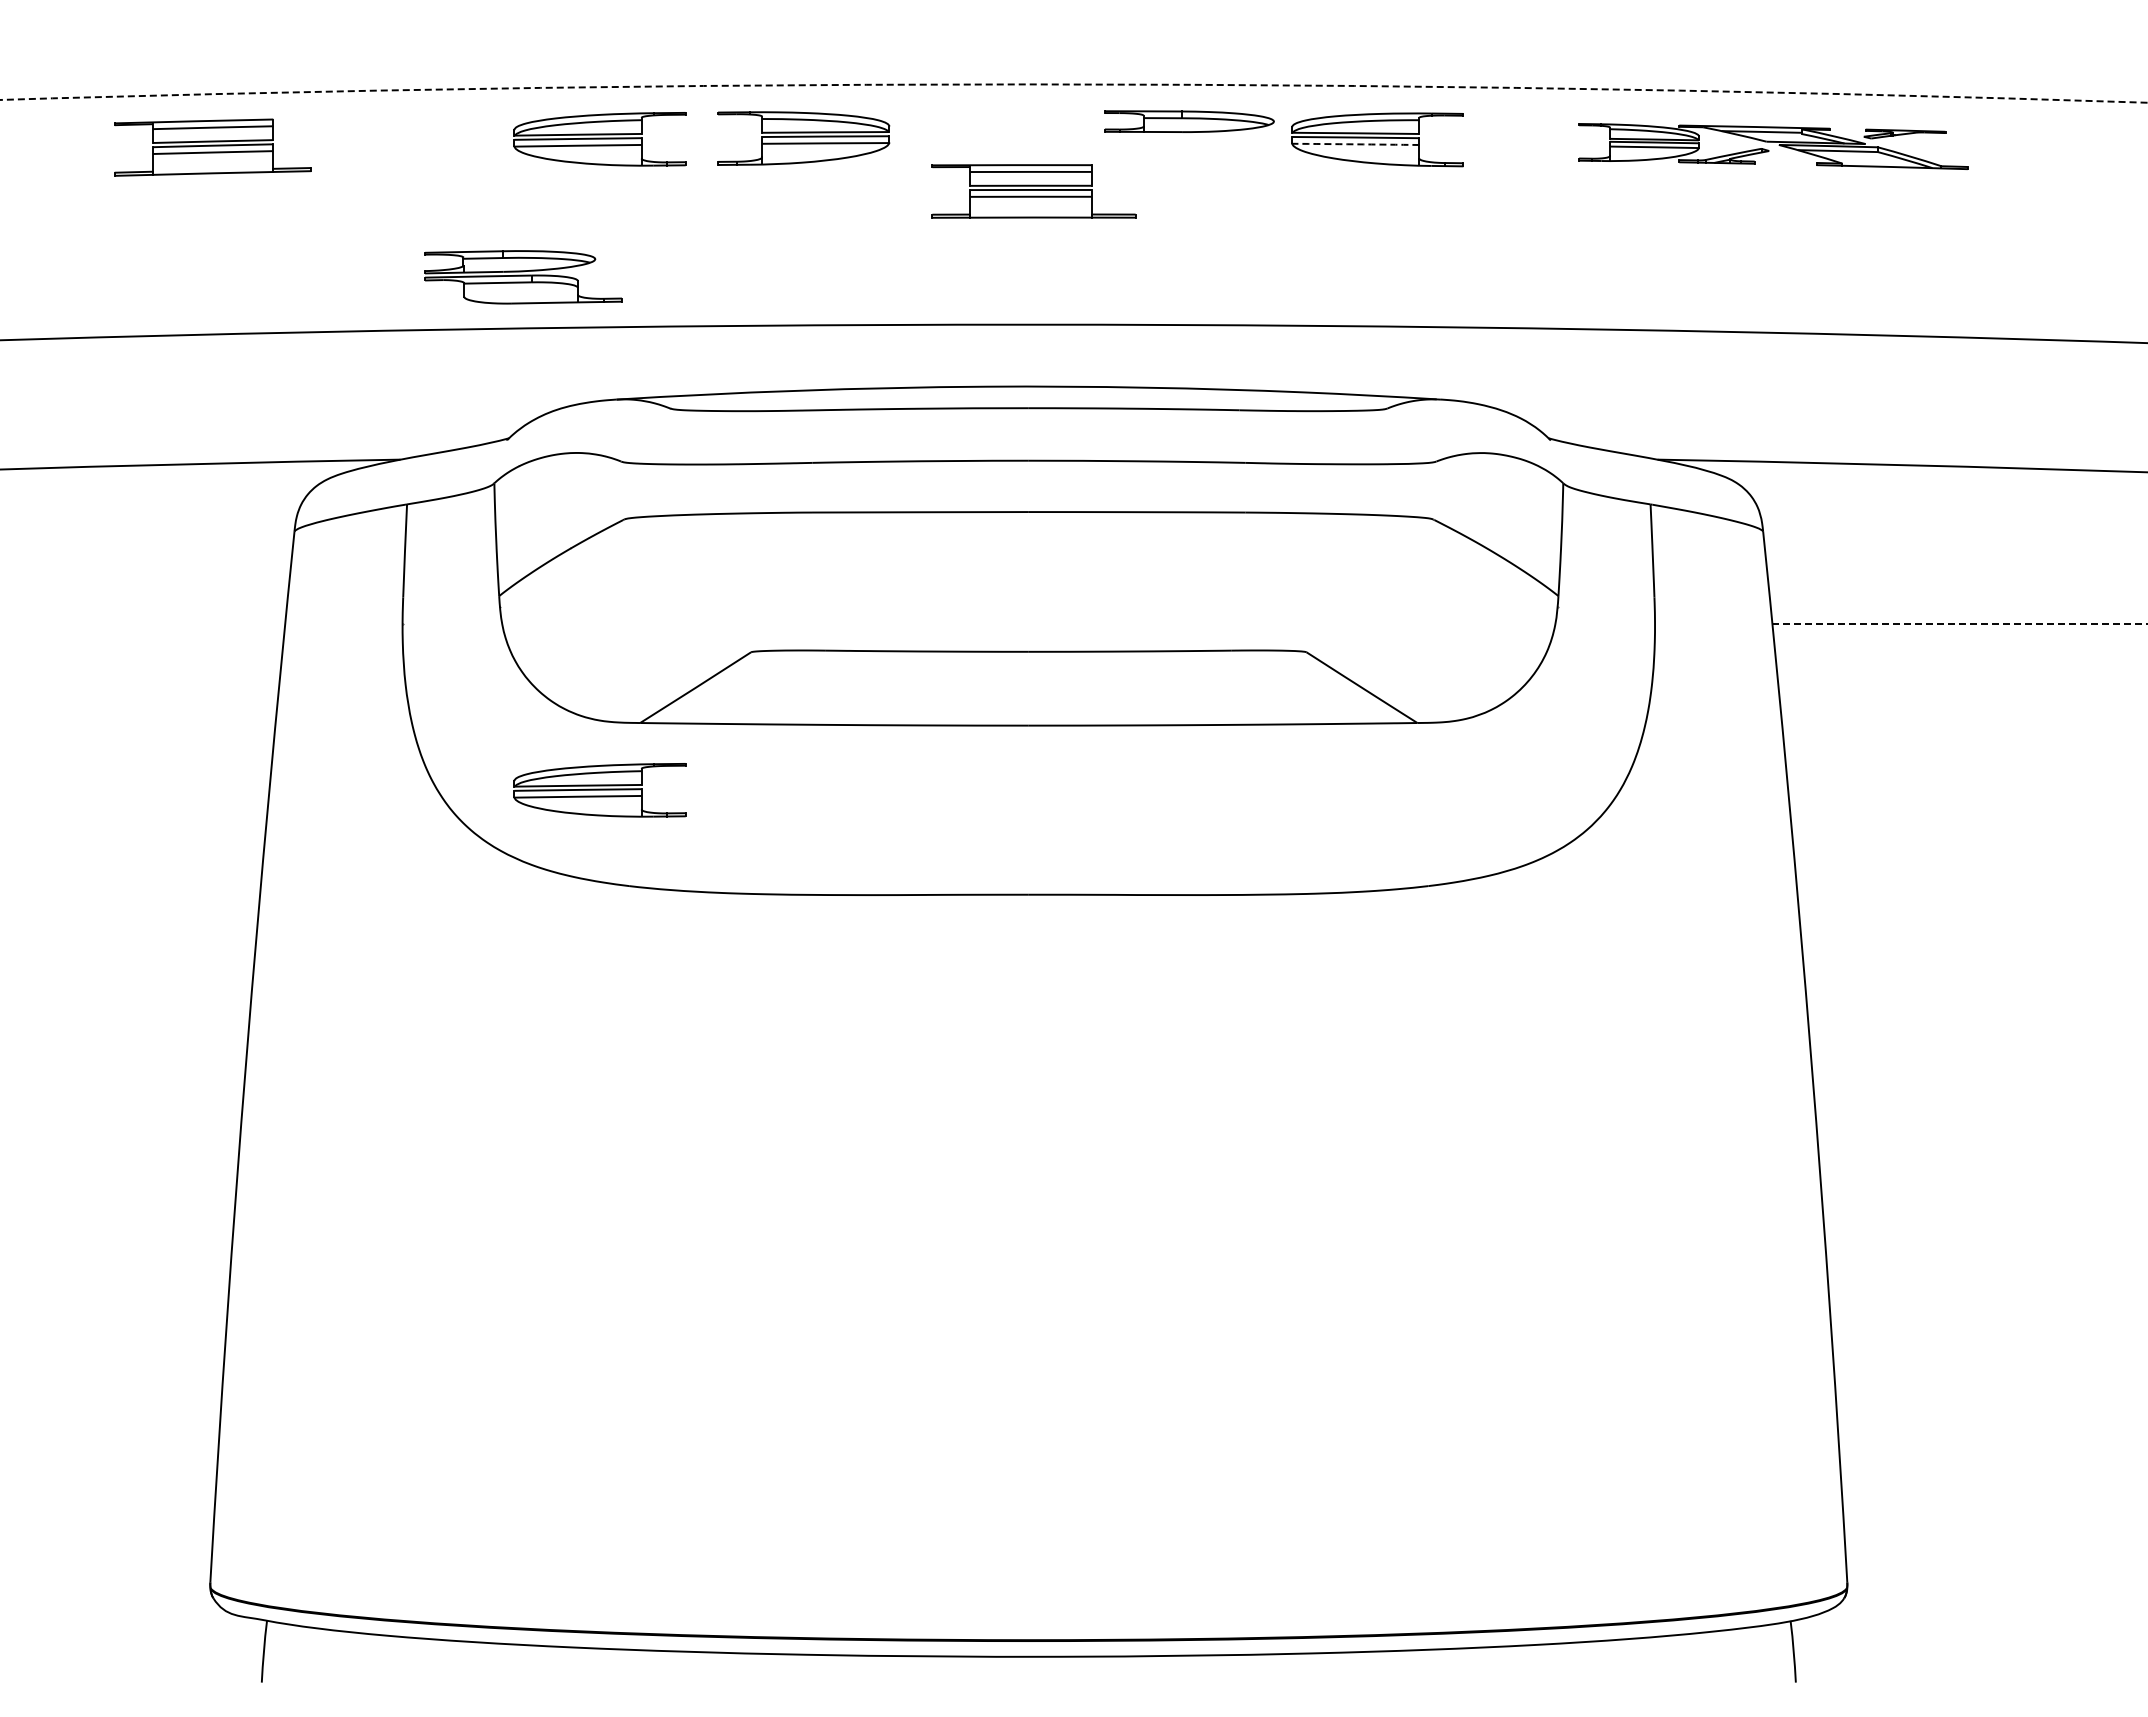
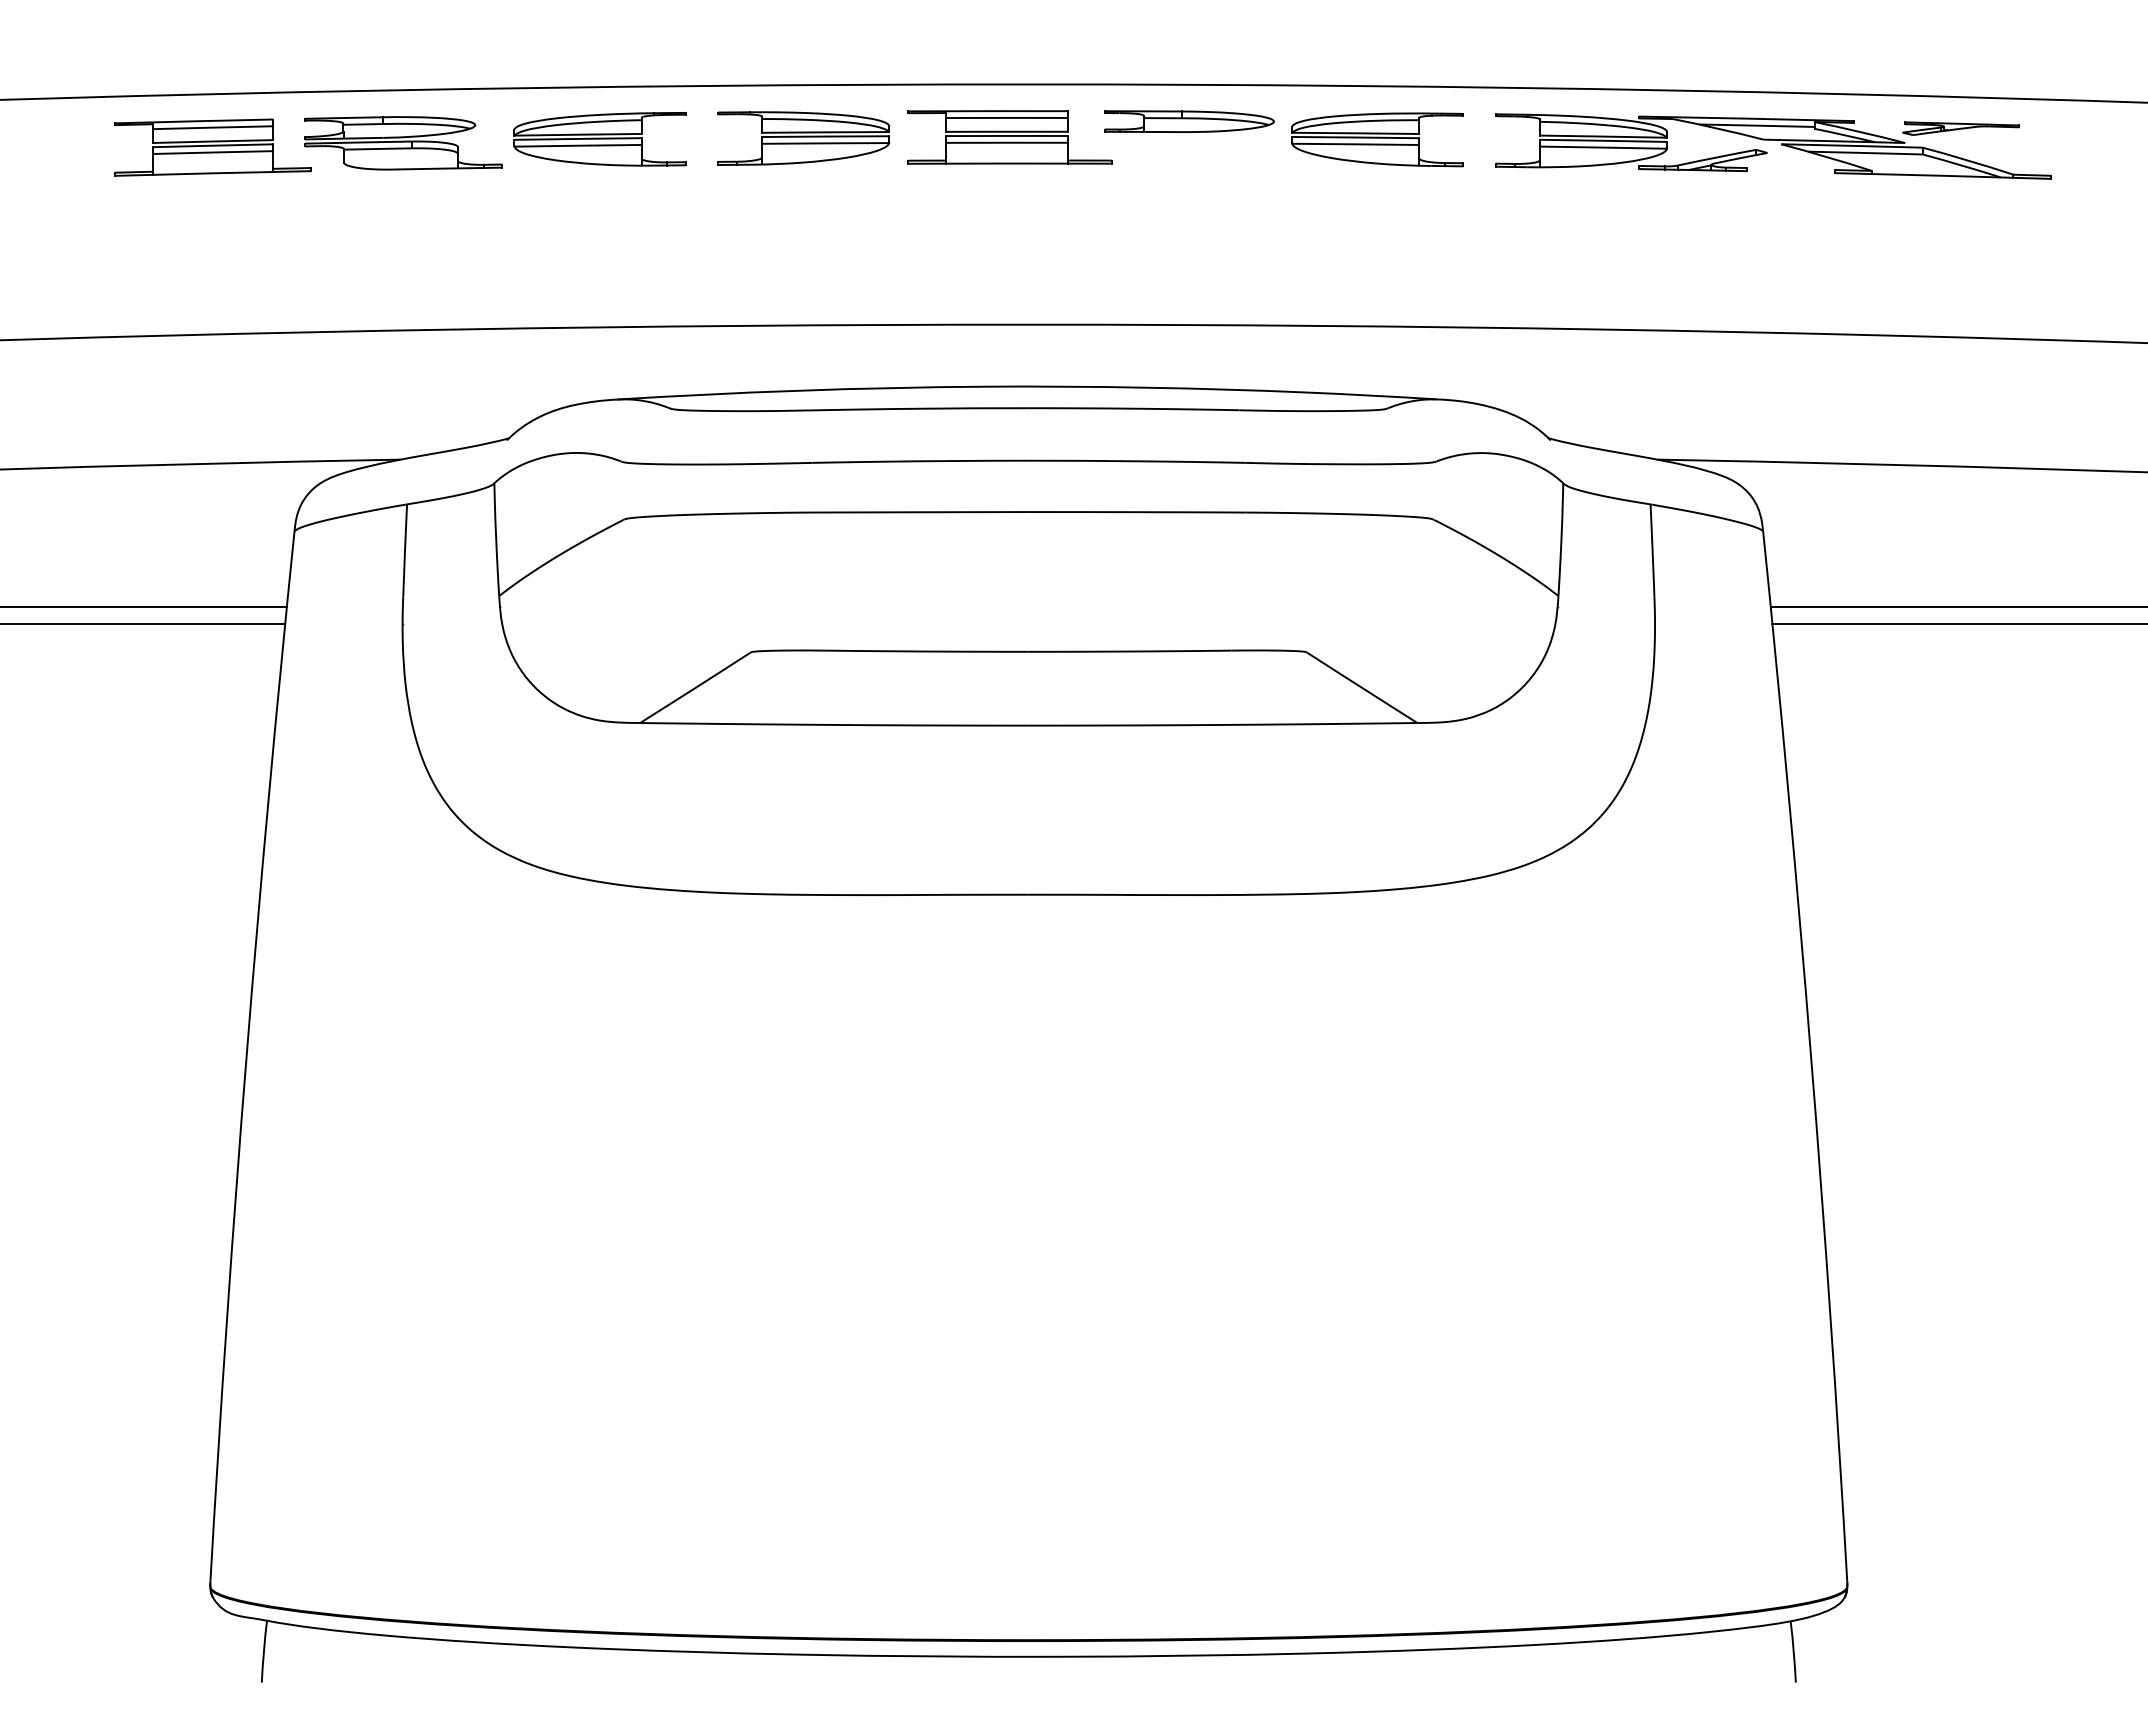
arc: dashed -> solid (1073, 84)
arc: dashed -> solid (1355, 144)
part size: 391x47 px -> 557x67 px (1773, 146)
part position: (1033, 191) -> (1009, 137) (1009, 137)
part position: (523, 277) -> (403, 143) (403, 143)
line: none -> present (144, 606)
line: none -> present (1957, 606)
line: none -> present (143, 623)
line: dashed -> solid (1960, 623)
part: present -> none (599, 790)
